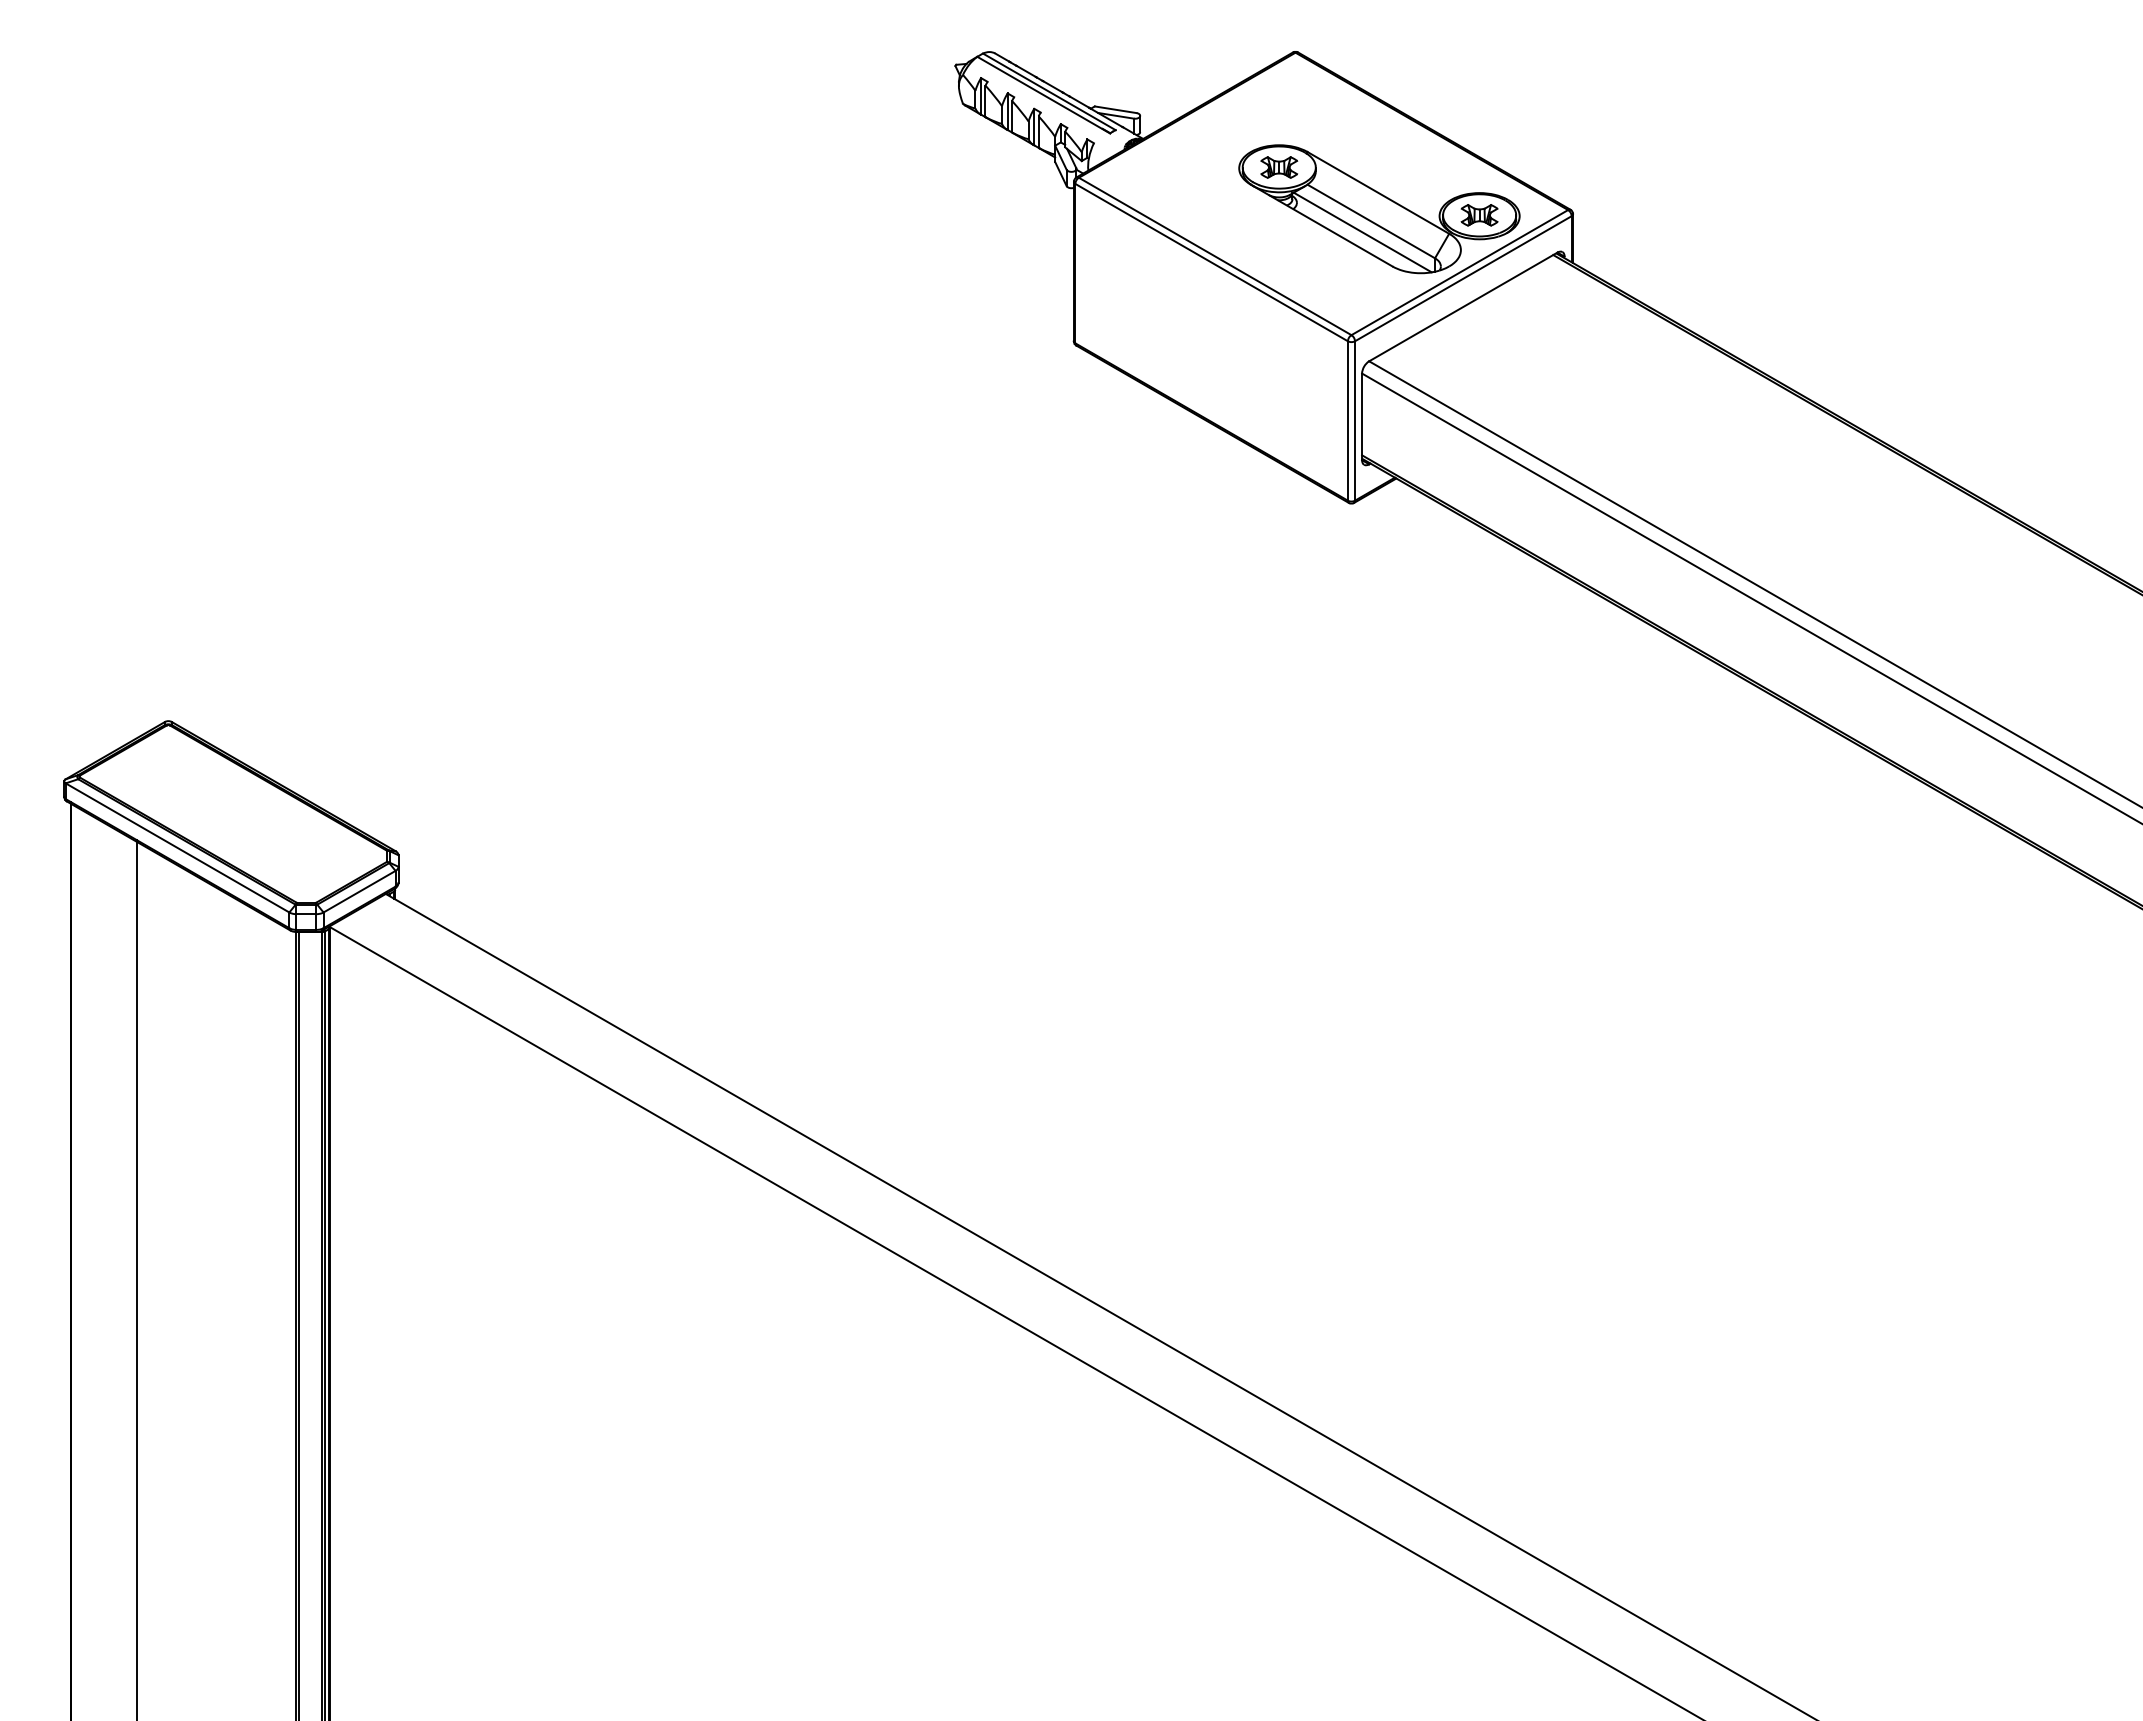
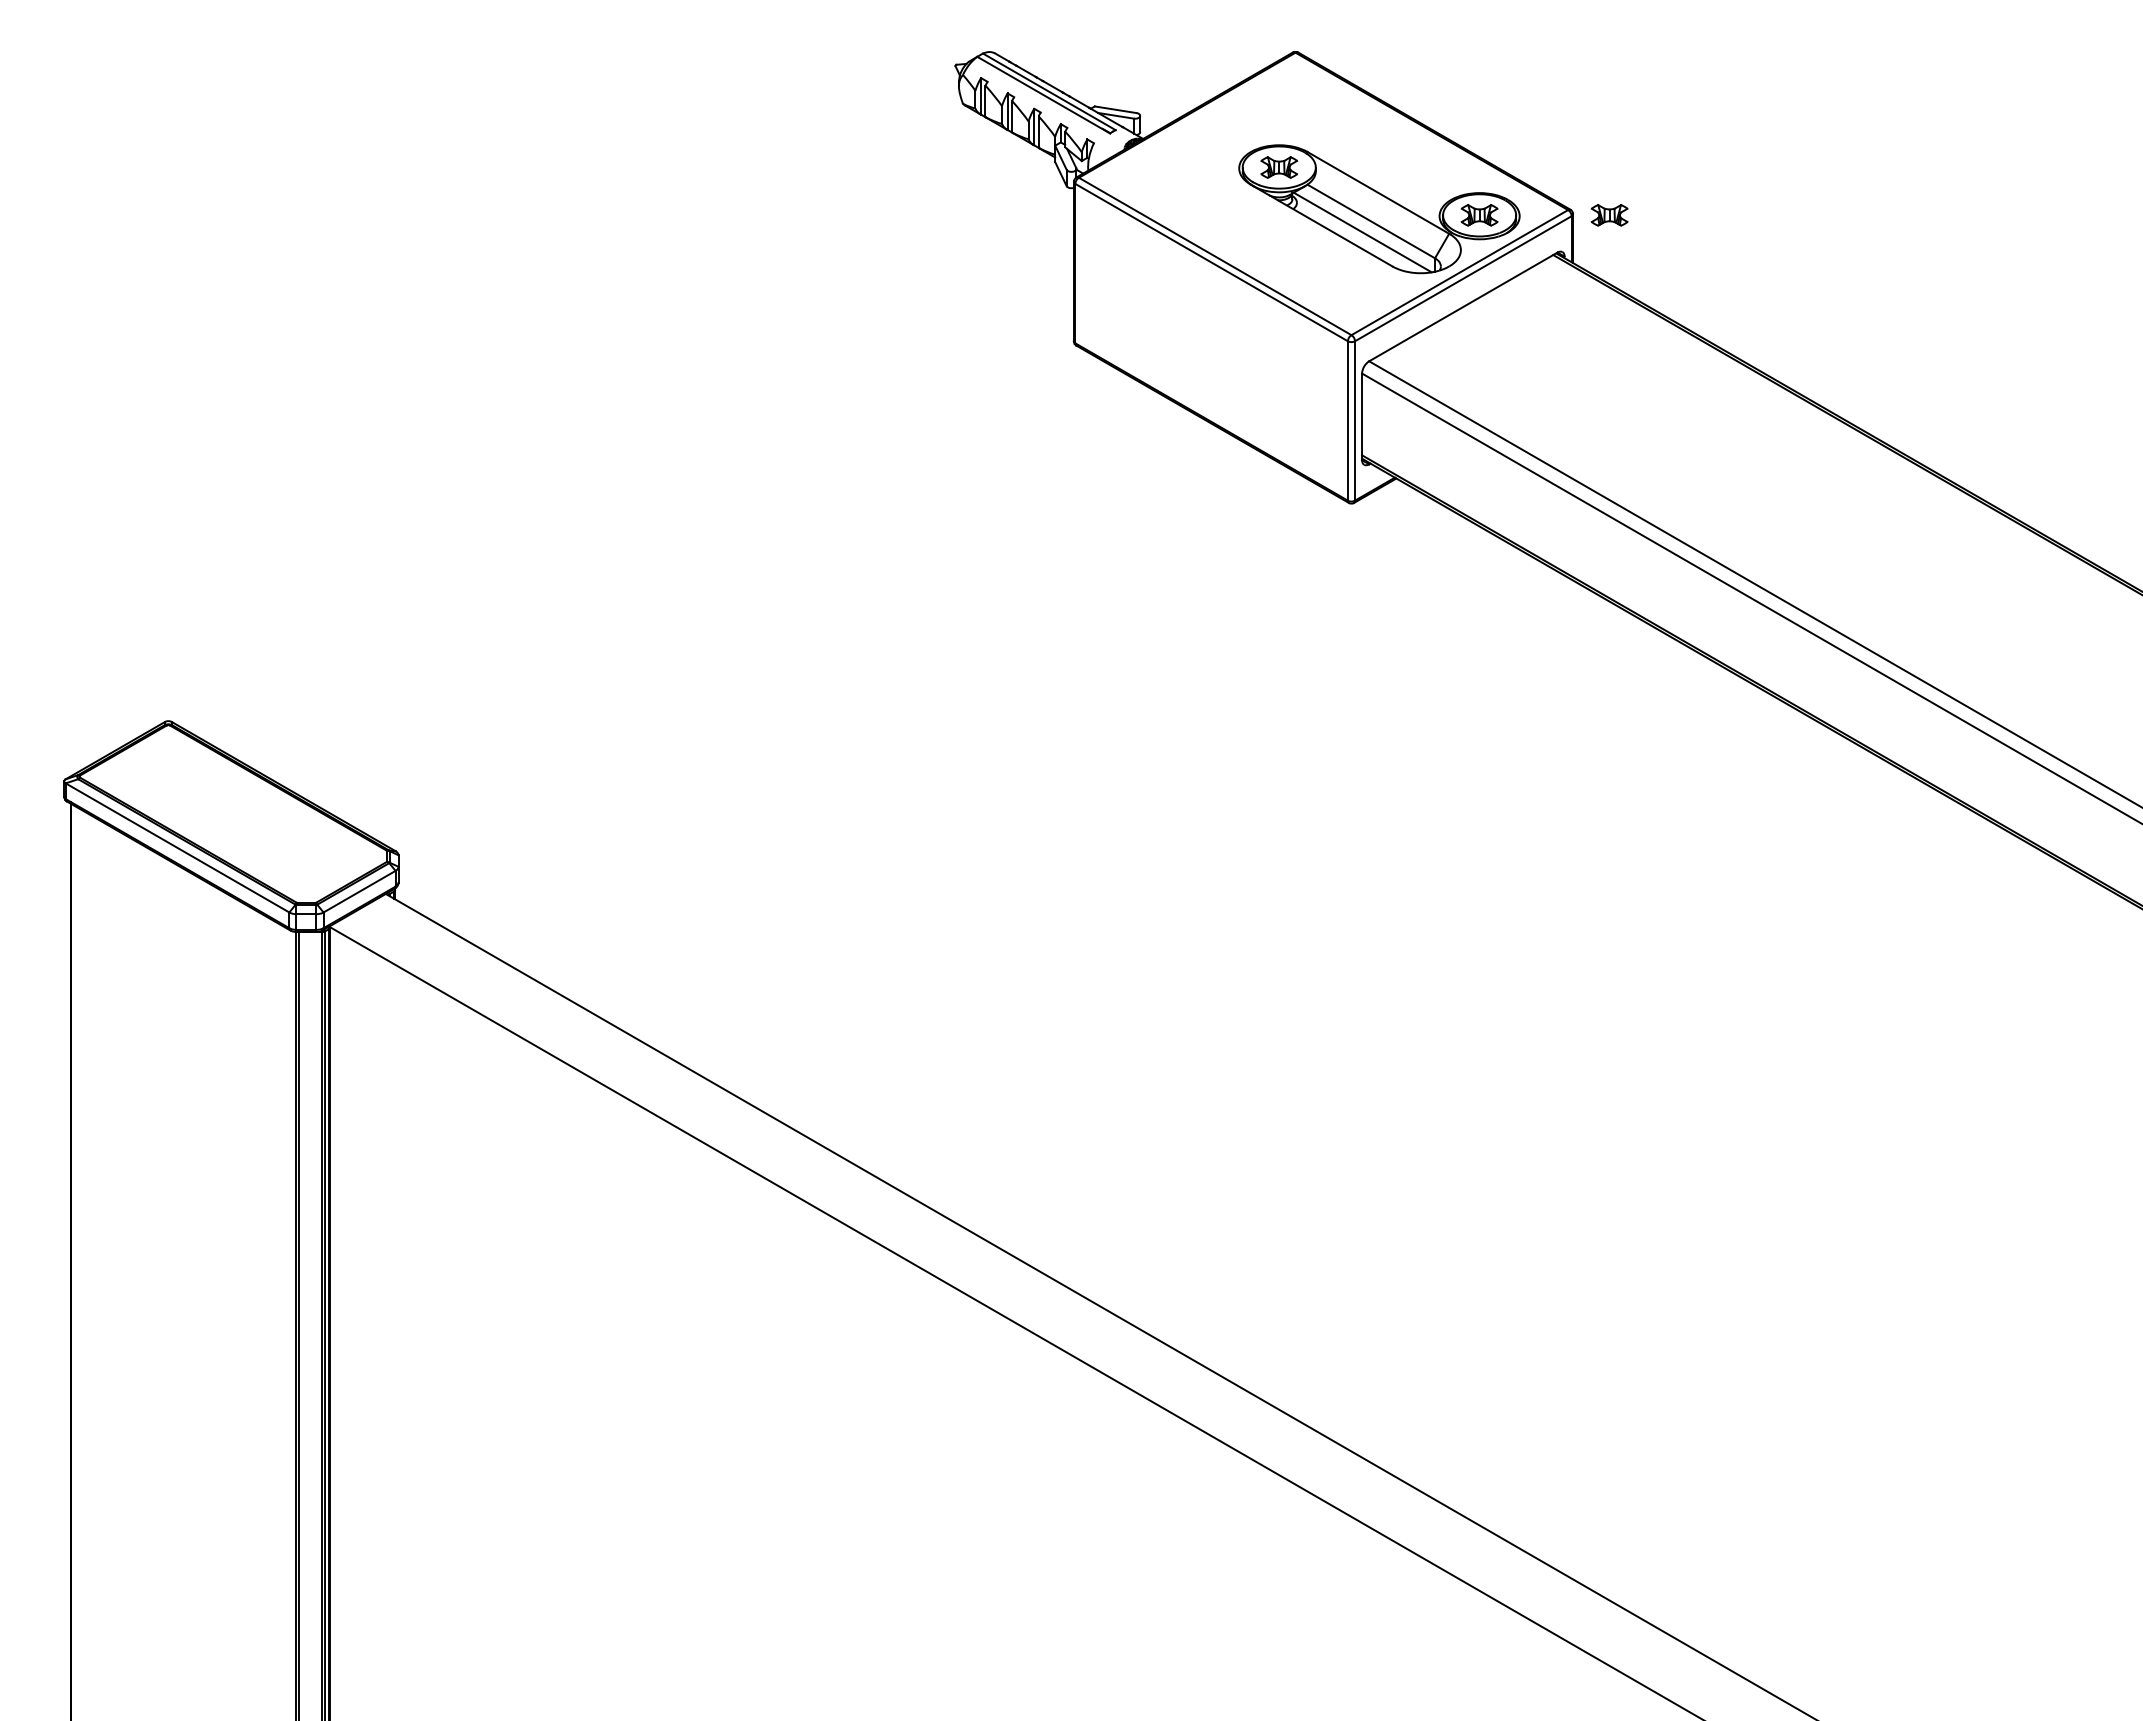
part: none -> present (1609, 215)
line: present -> none (136, 1278)
